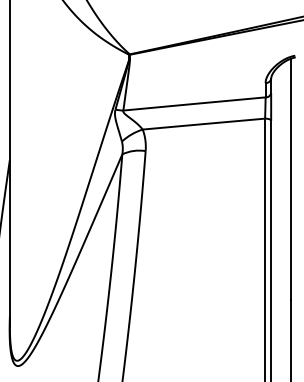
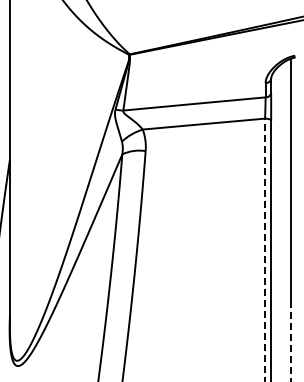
line: solid -> dashed (265, 249)
line: solid -> dashed (291, 340)
